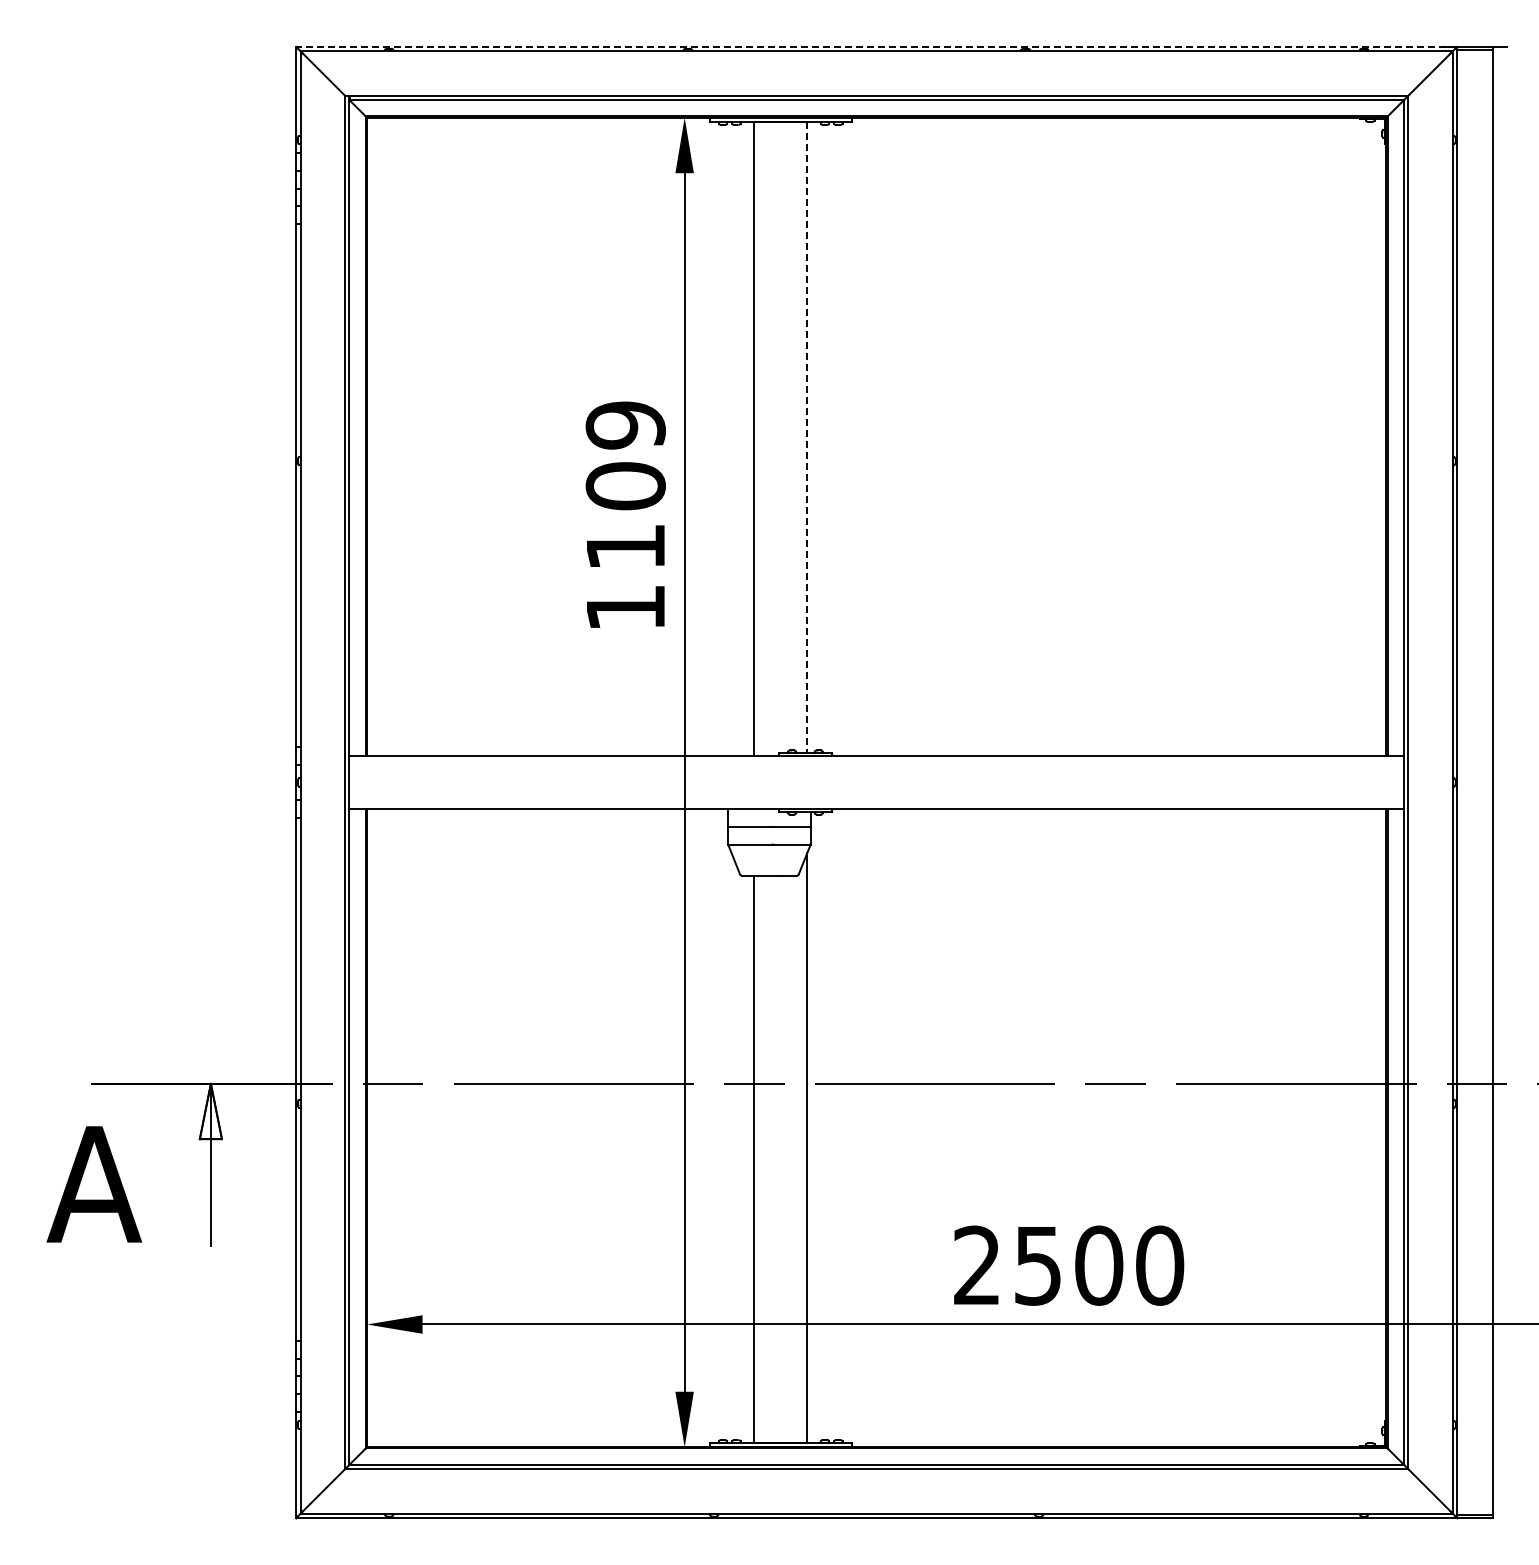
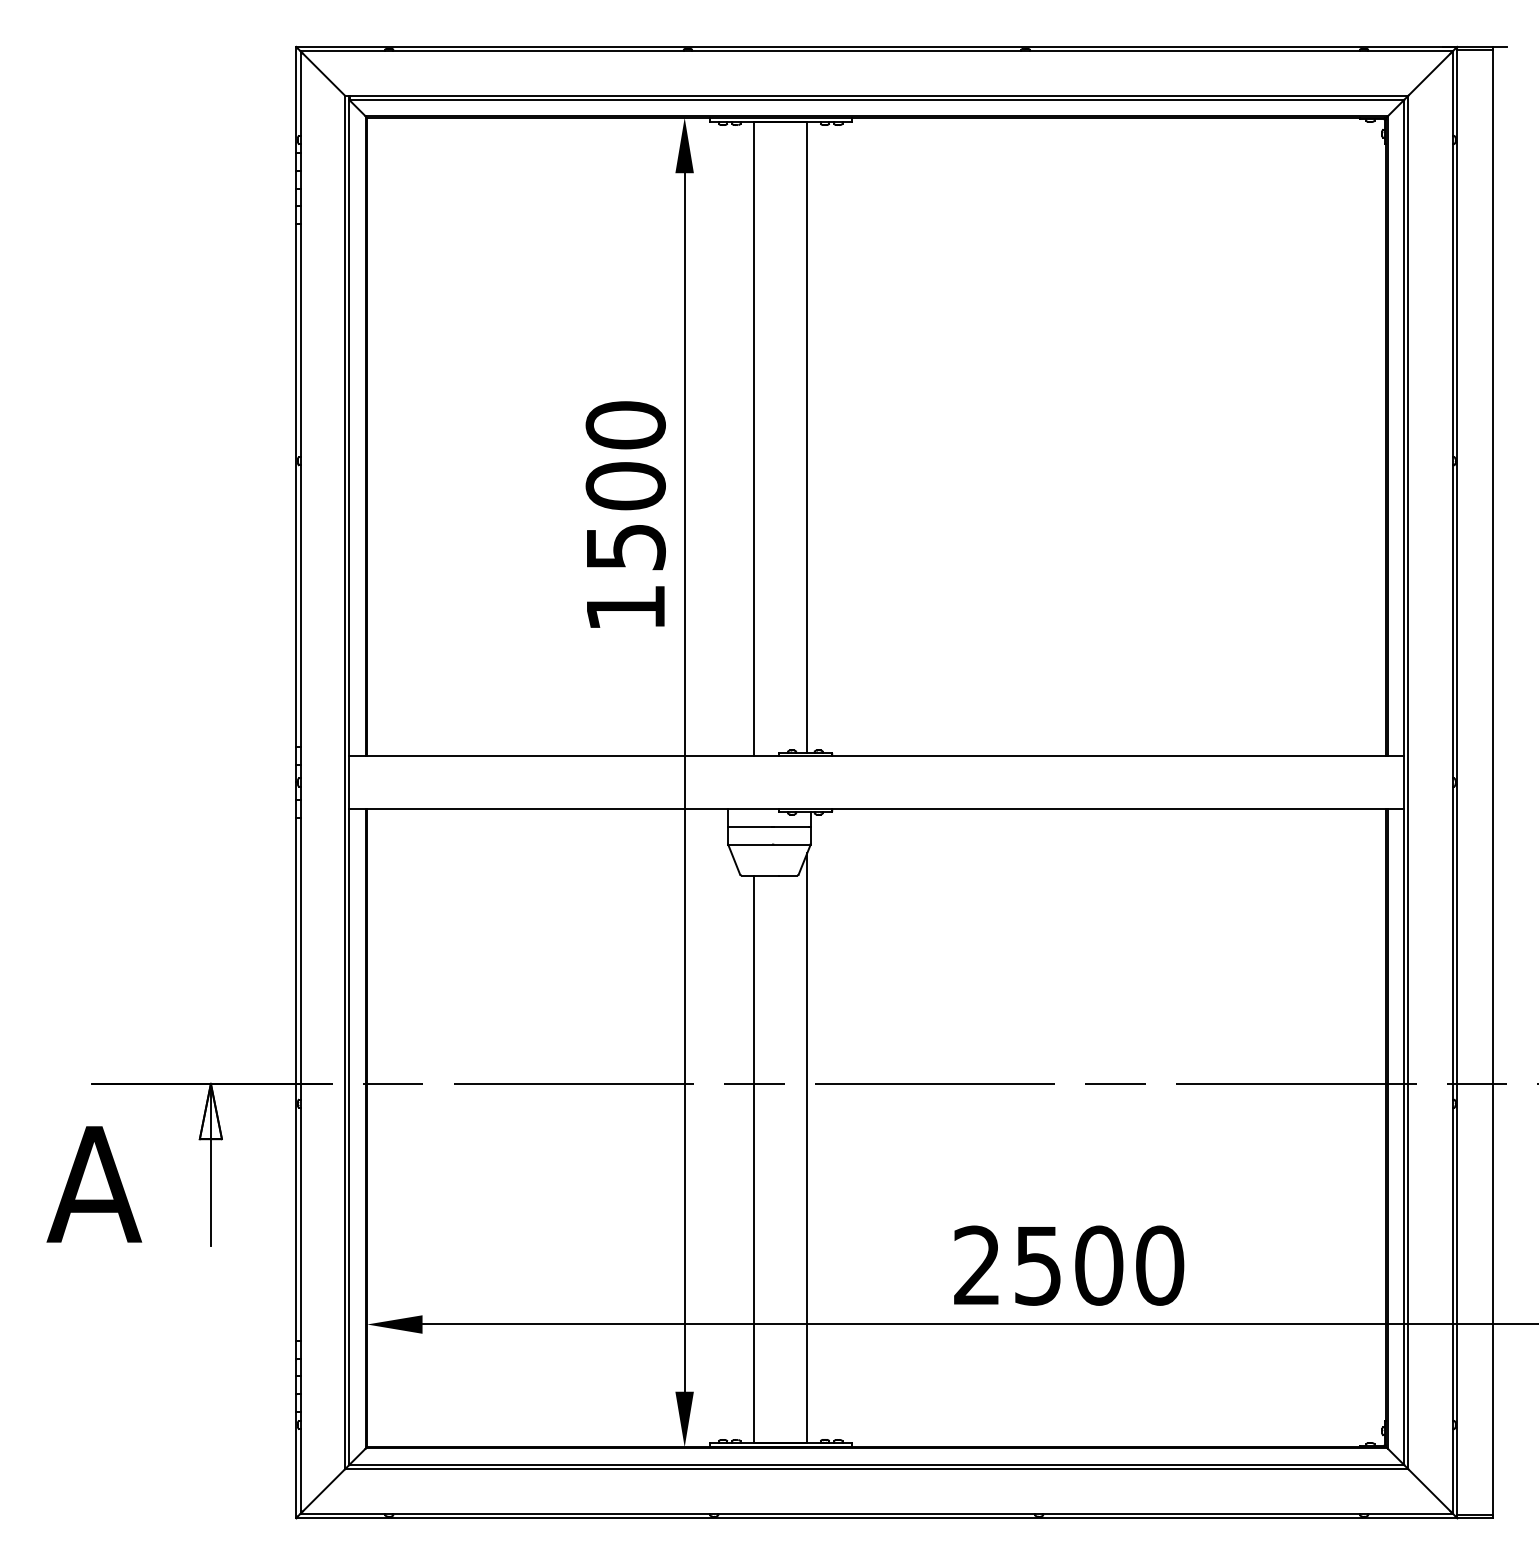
line: dashed -> solid (876, 46)
line: dashed -> solid (807, 438)
text: 1109 -> 1500 (625, 485)
